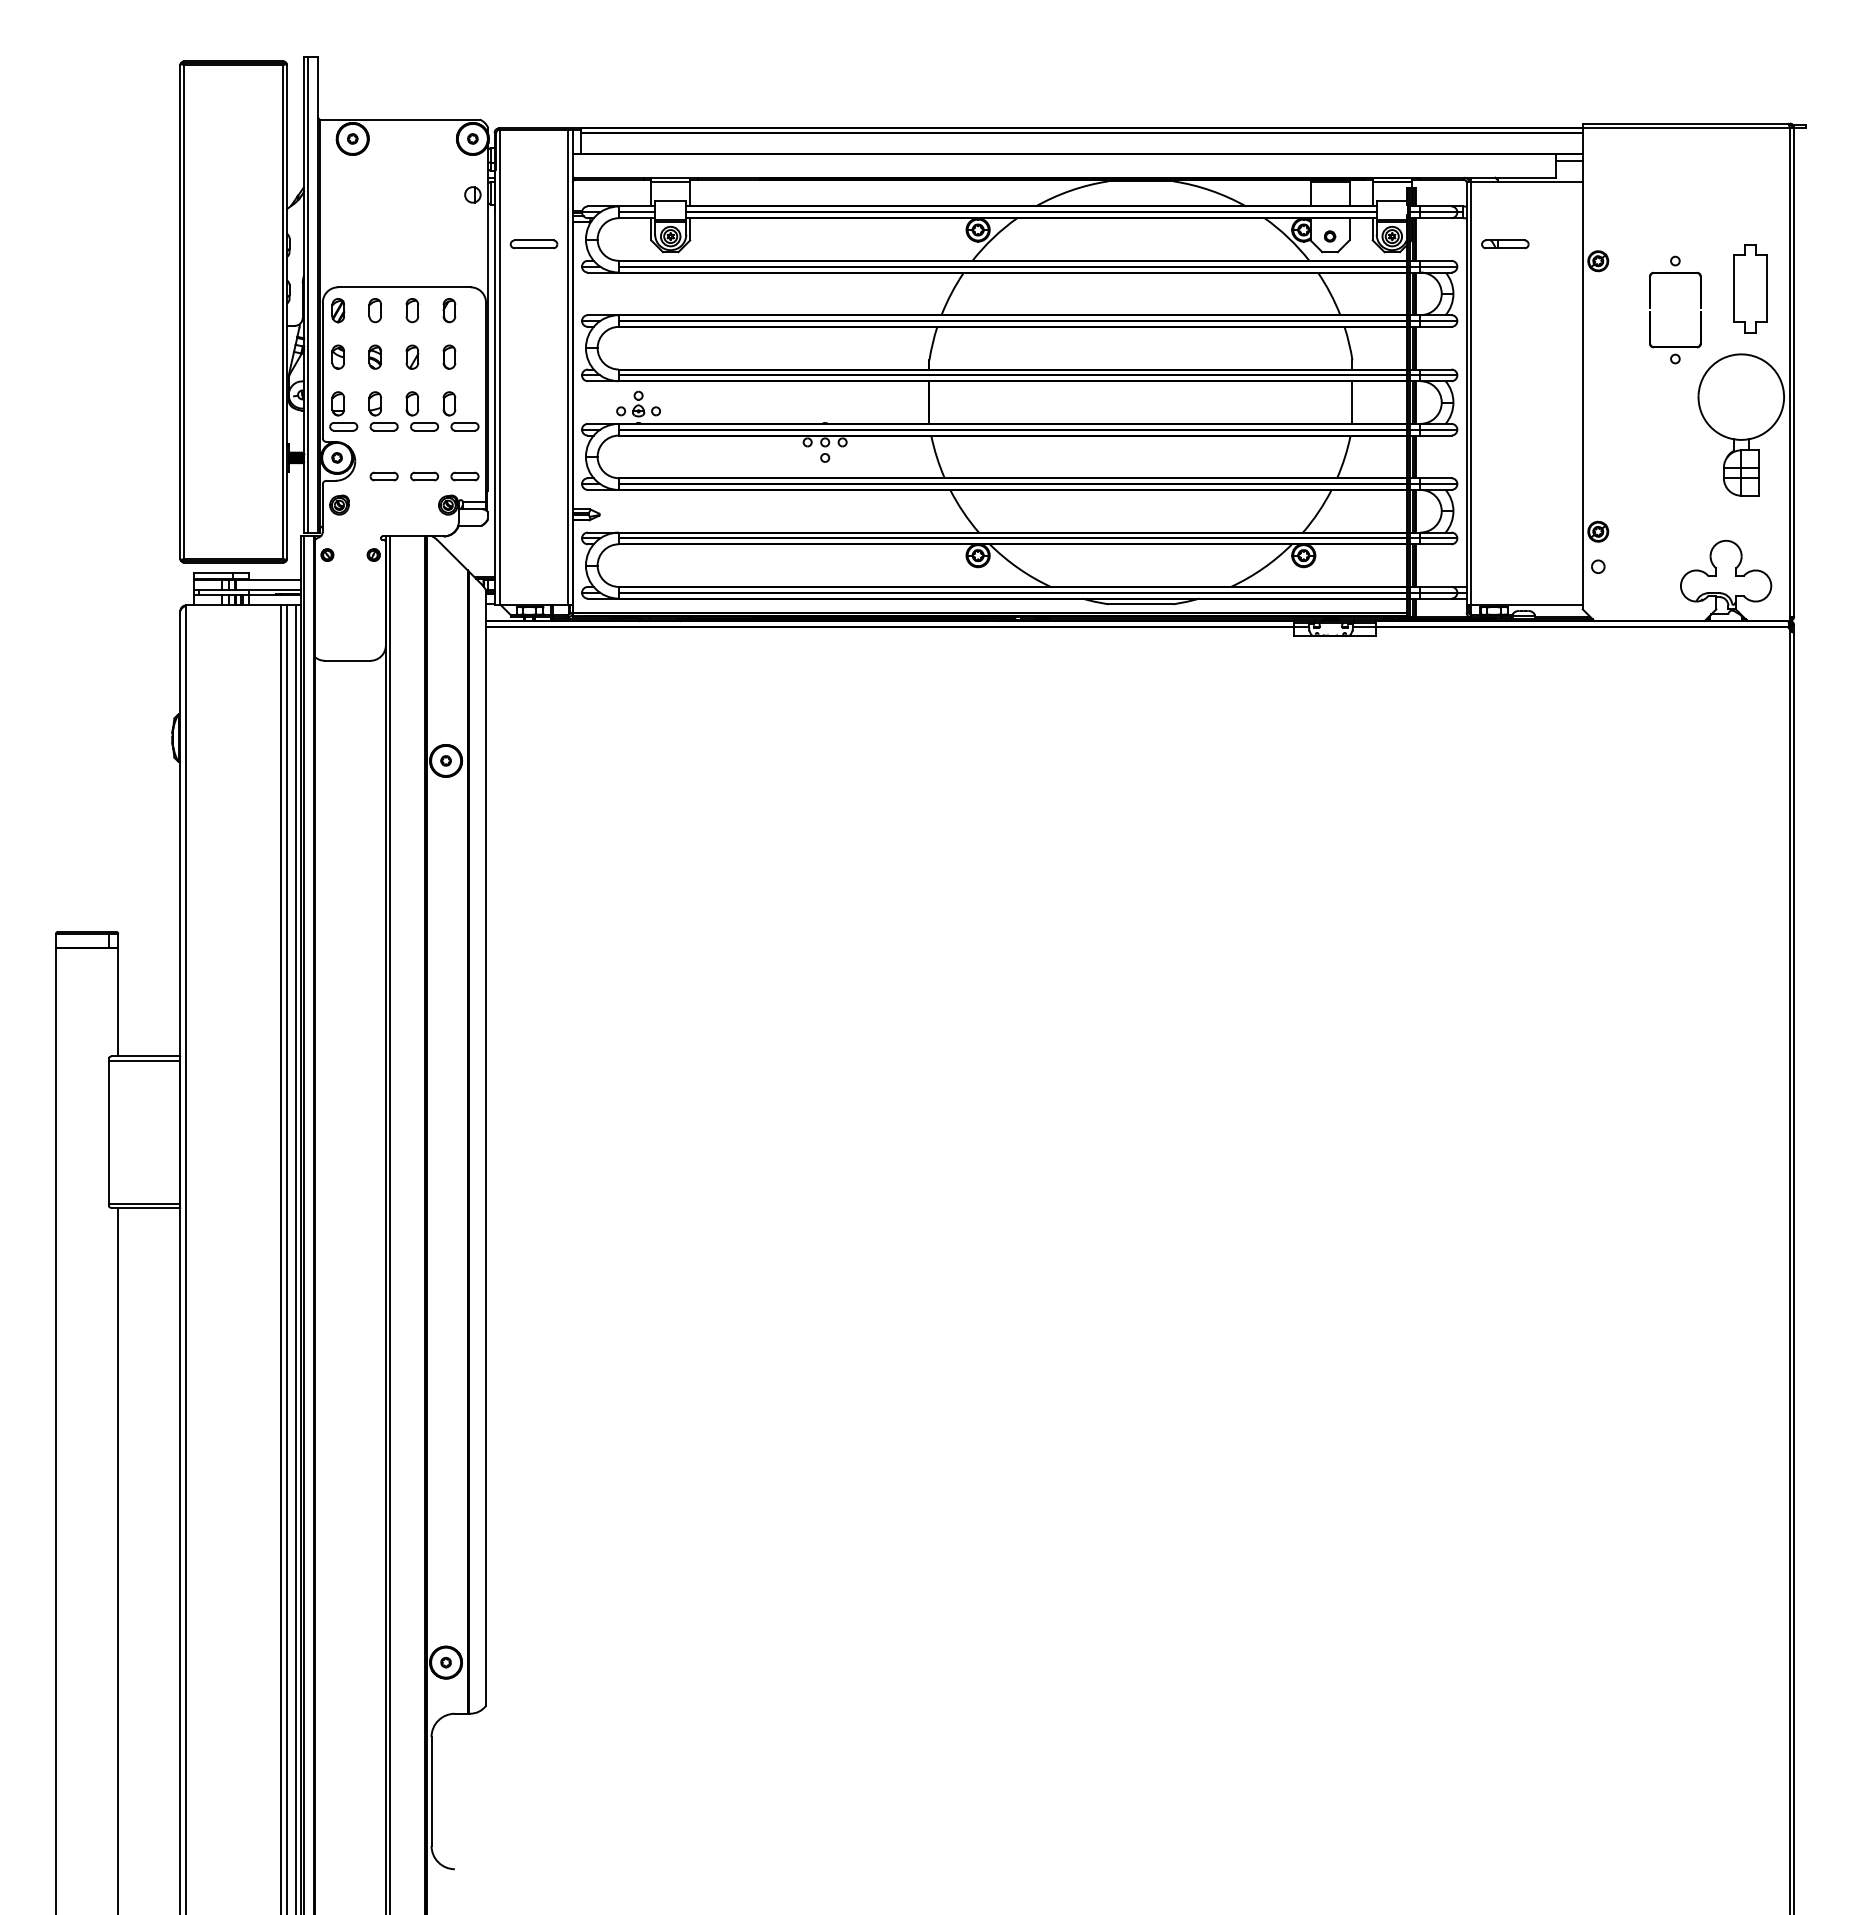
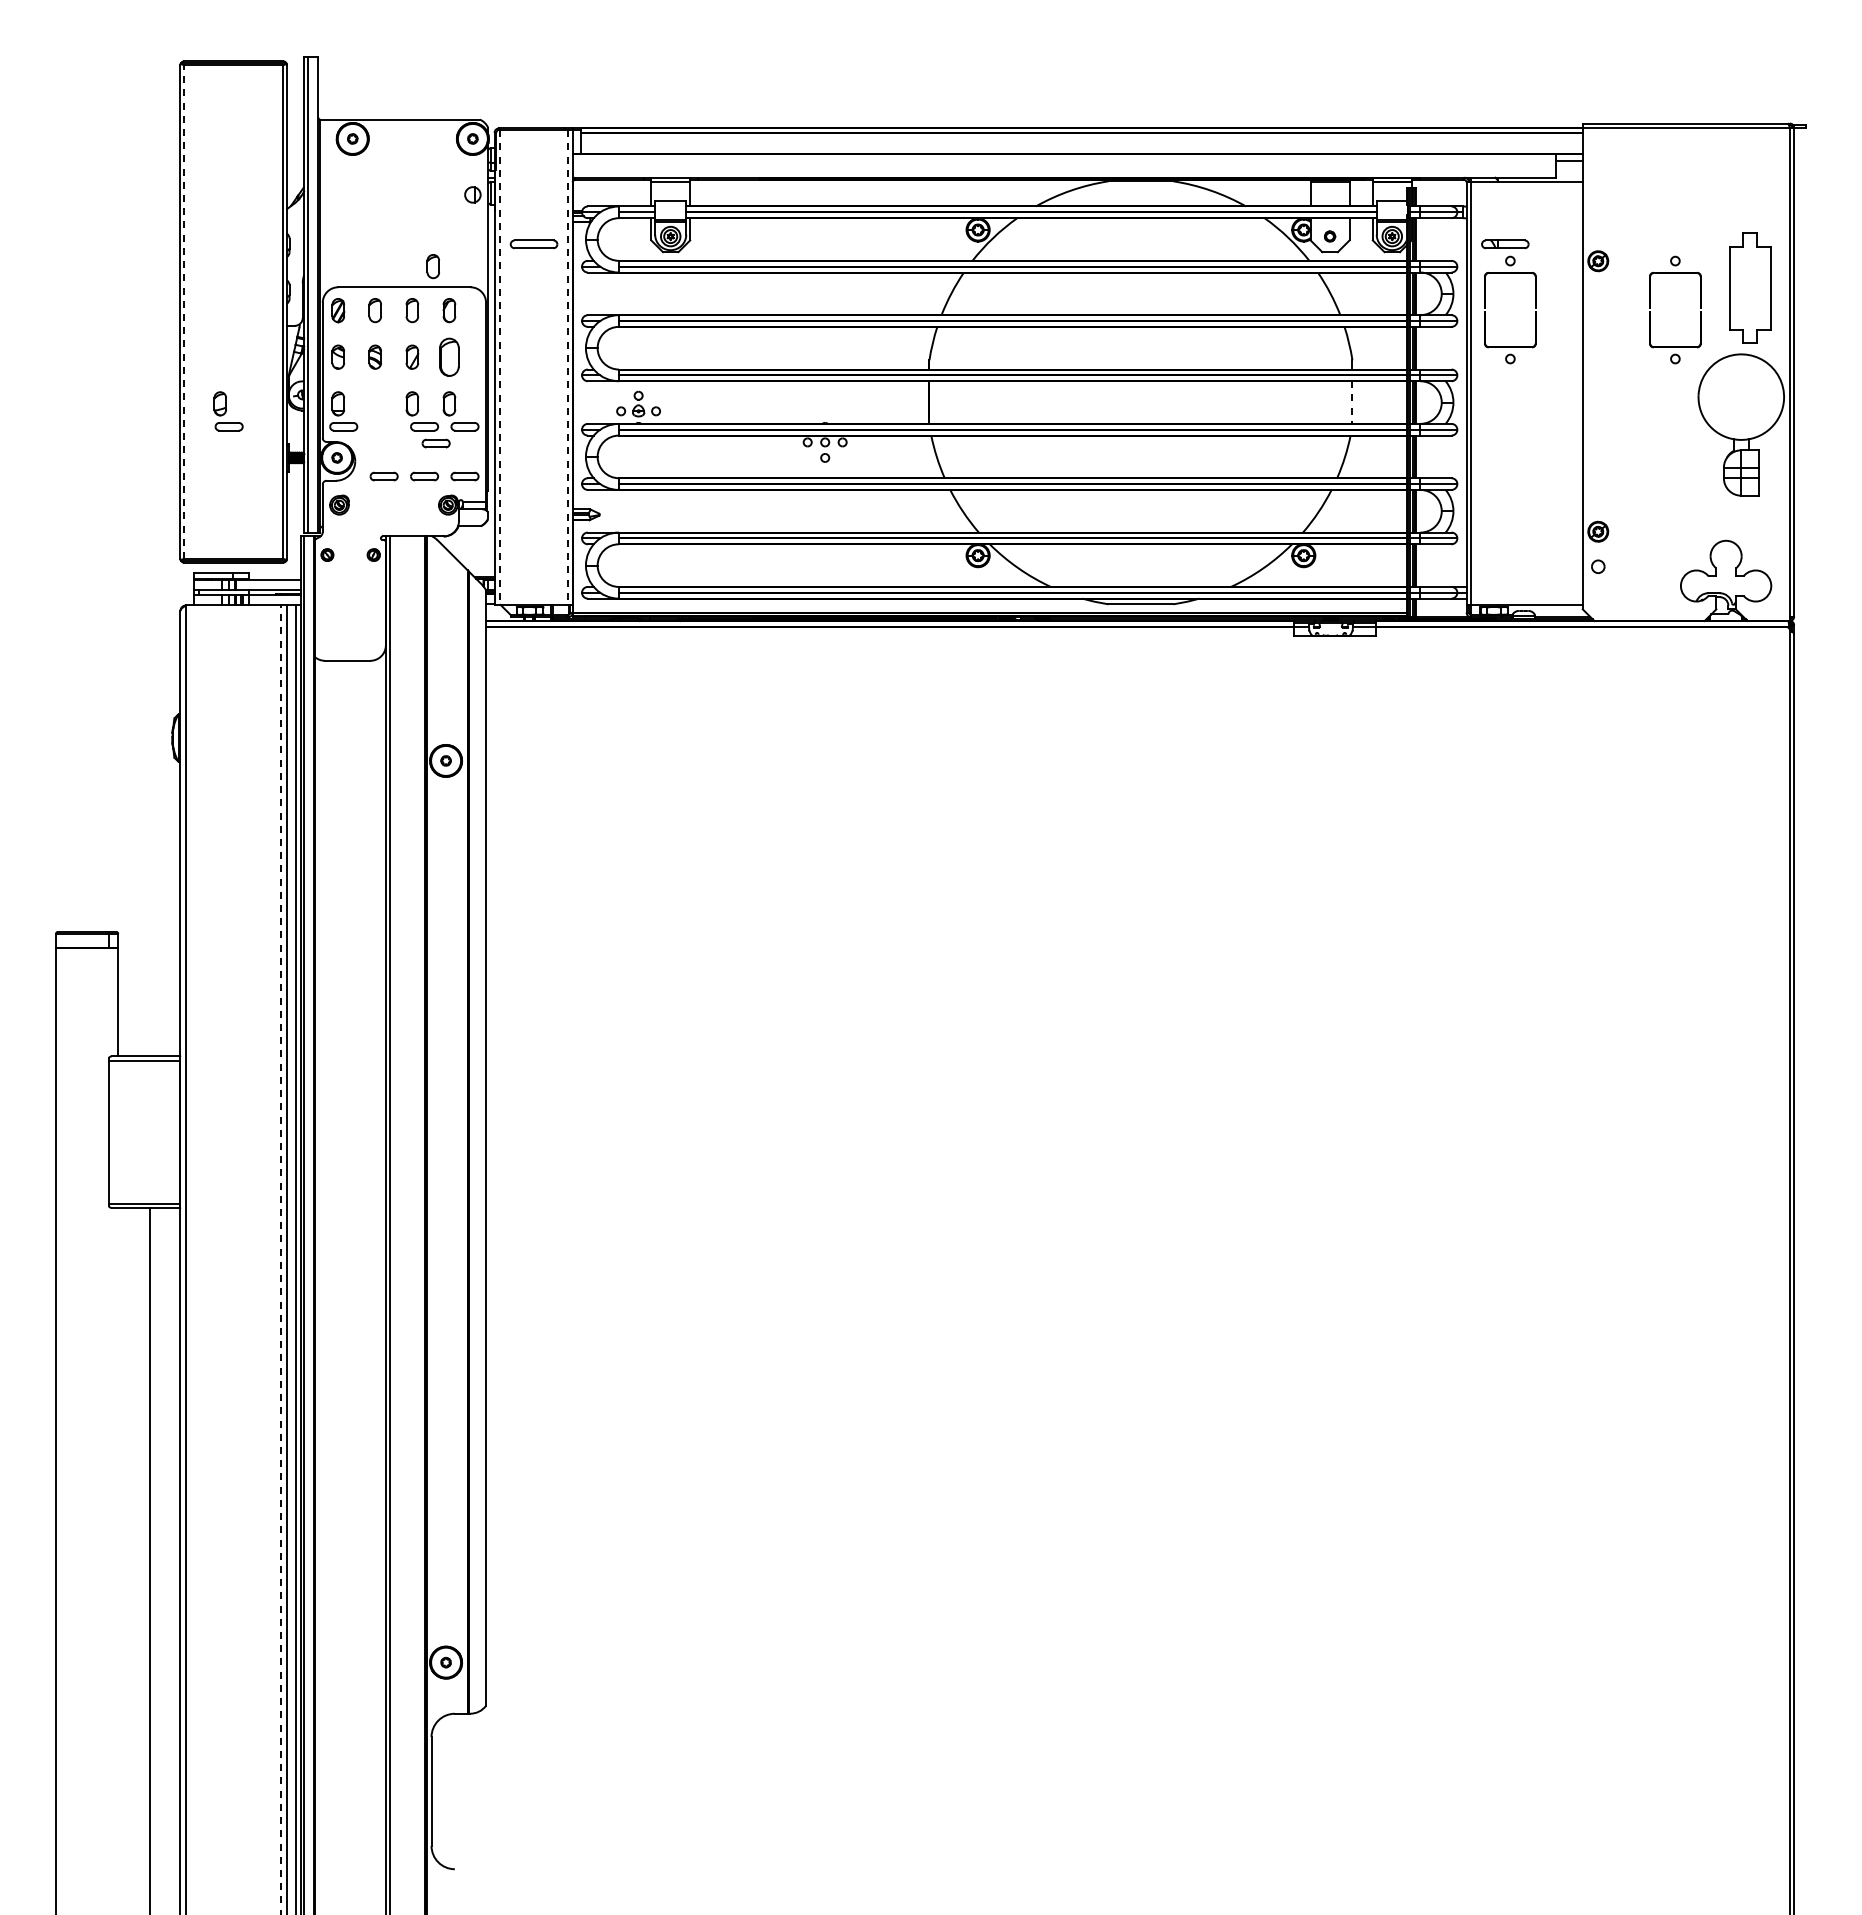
part: none -> present (432, 266)
part size: 35x90 px -> 43x112 px (1750, 287)
part: none -> present (1485, 308)
line: solid -> dashed (184, 312)
part size: 15x26 px -> 21x40 px (449, 356)
line: solid -> dashed (499, 368)
line: solid -> dashed (568, 368)
line: solid -> dashed (1352, 403)
part position: (383, 411) -> (228, 411) (228, 411)
part: none -> present (435, 443)
line: solid -> dashed (281, 1259)
line position: (118, 1559) -> (150, 1559) (150, 1559)
